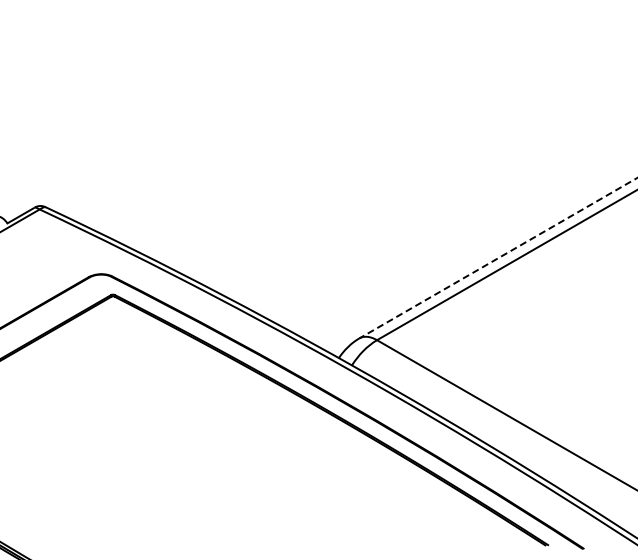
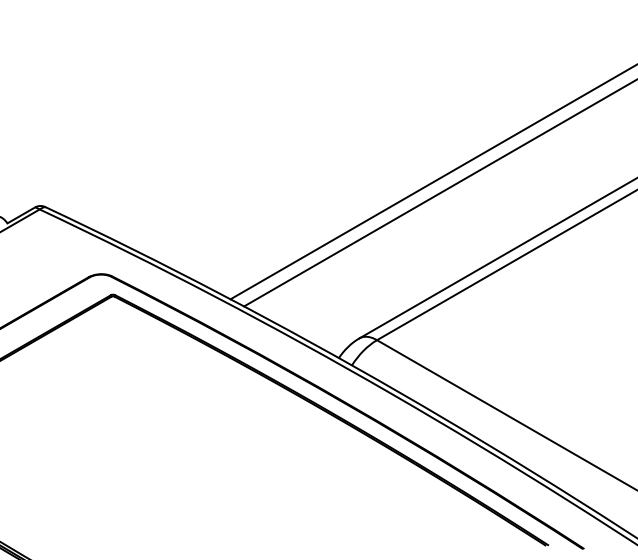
line: none -> present (432, 182)
line: none -> present (439, 193)
line: dashed -> solid (497, 258)
